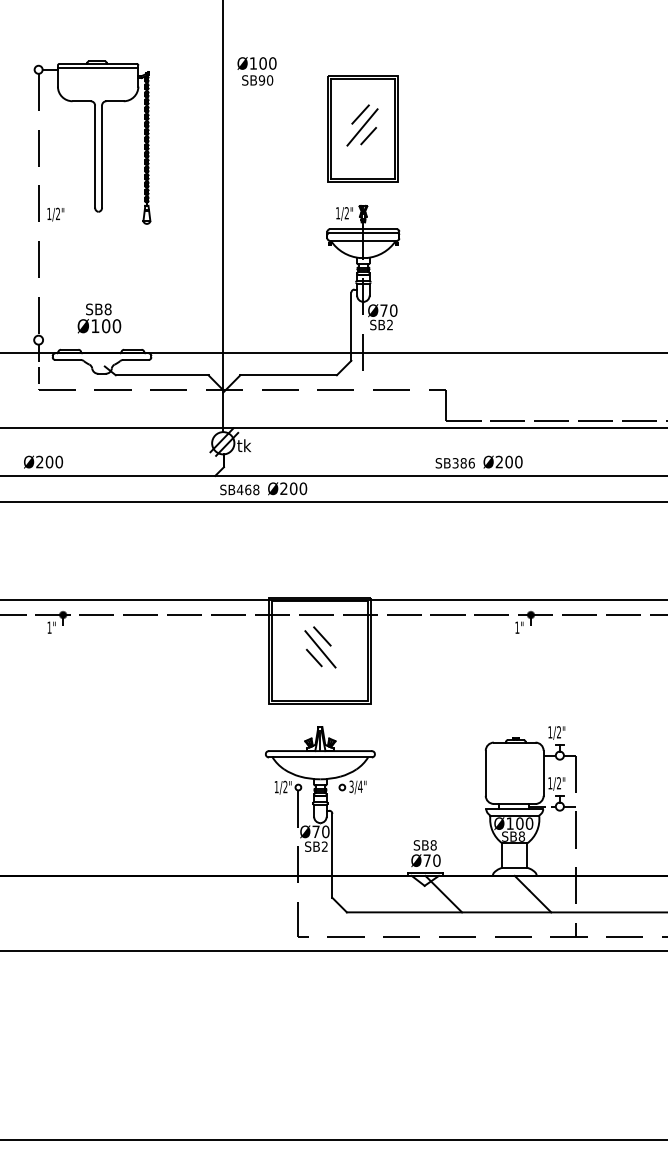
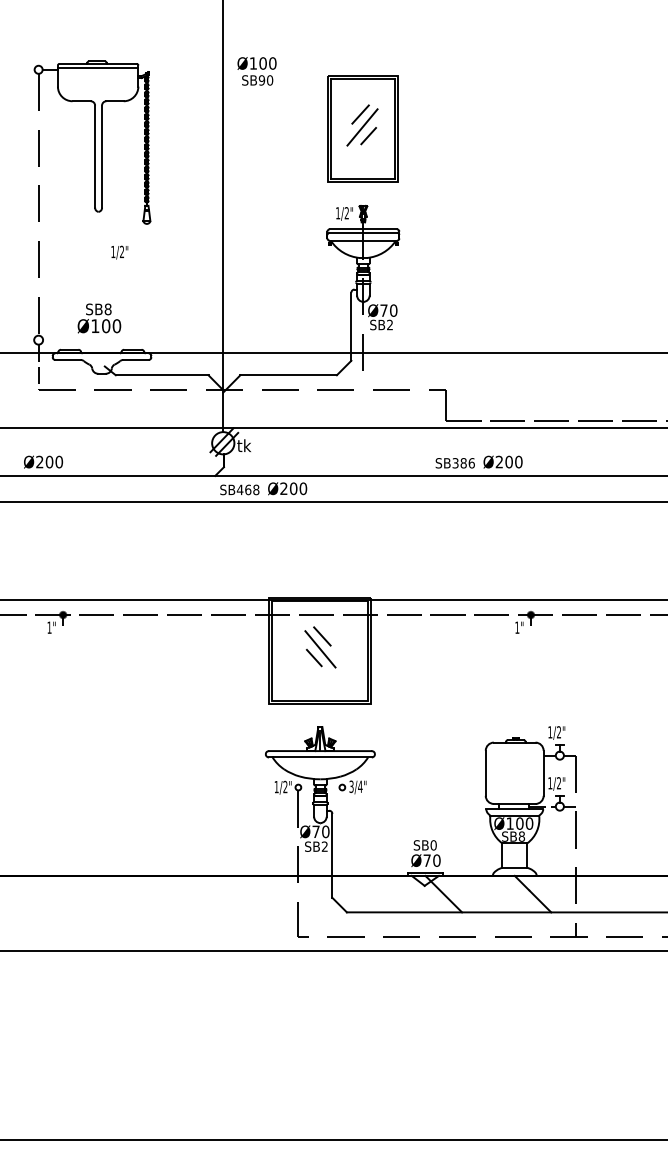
text position: (55, 214) -> (119, 252) (119, 252)
text: SB8 -> SB0 (433, 845)
